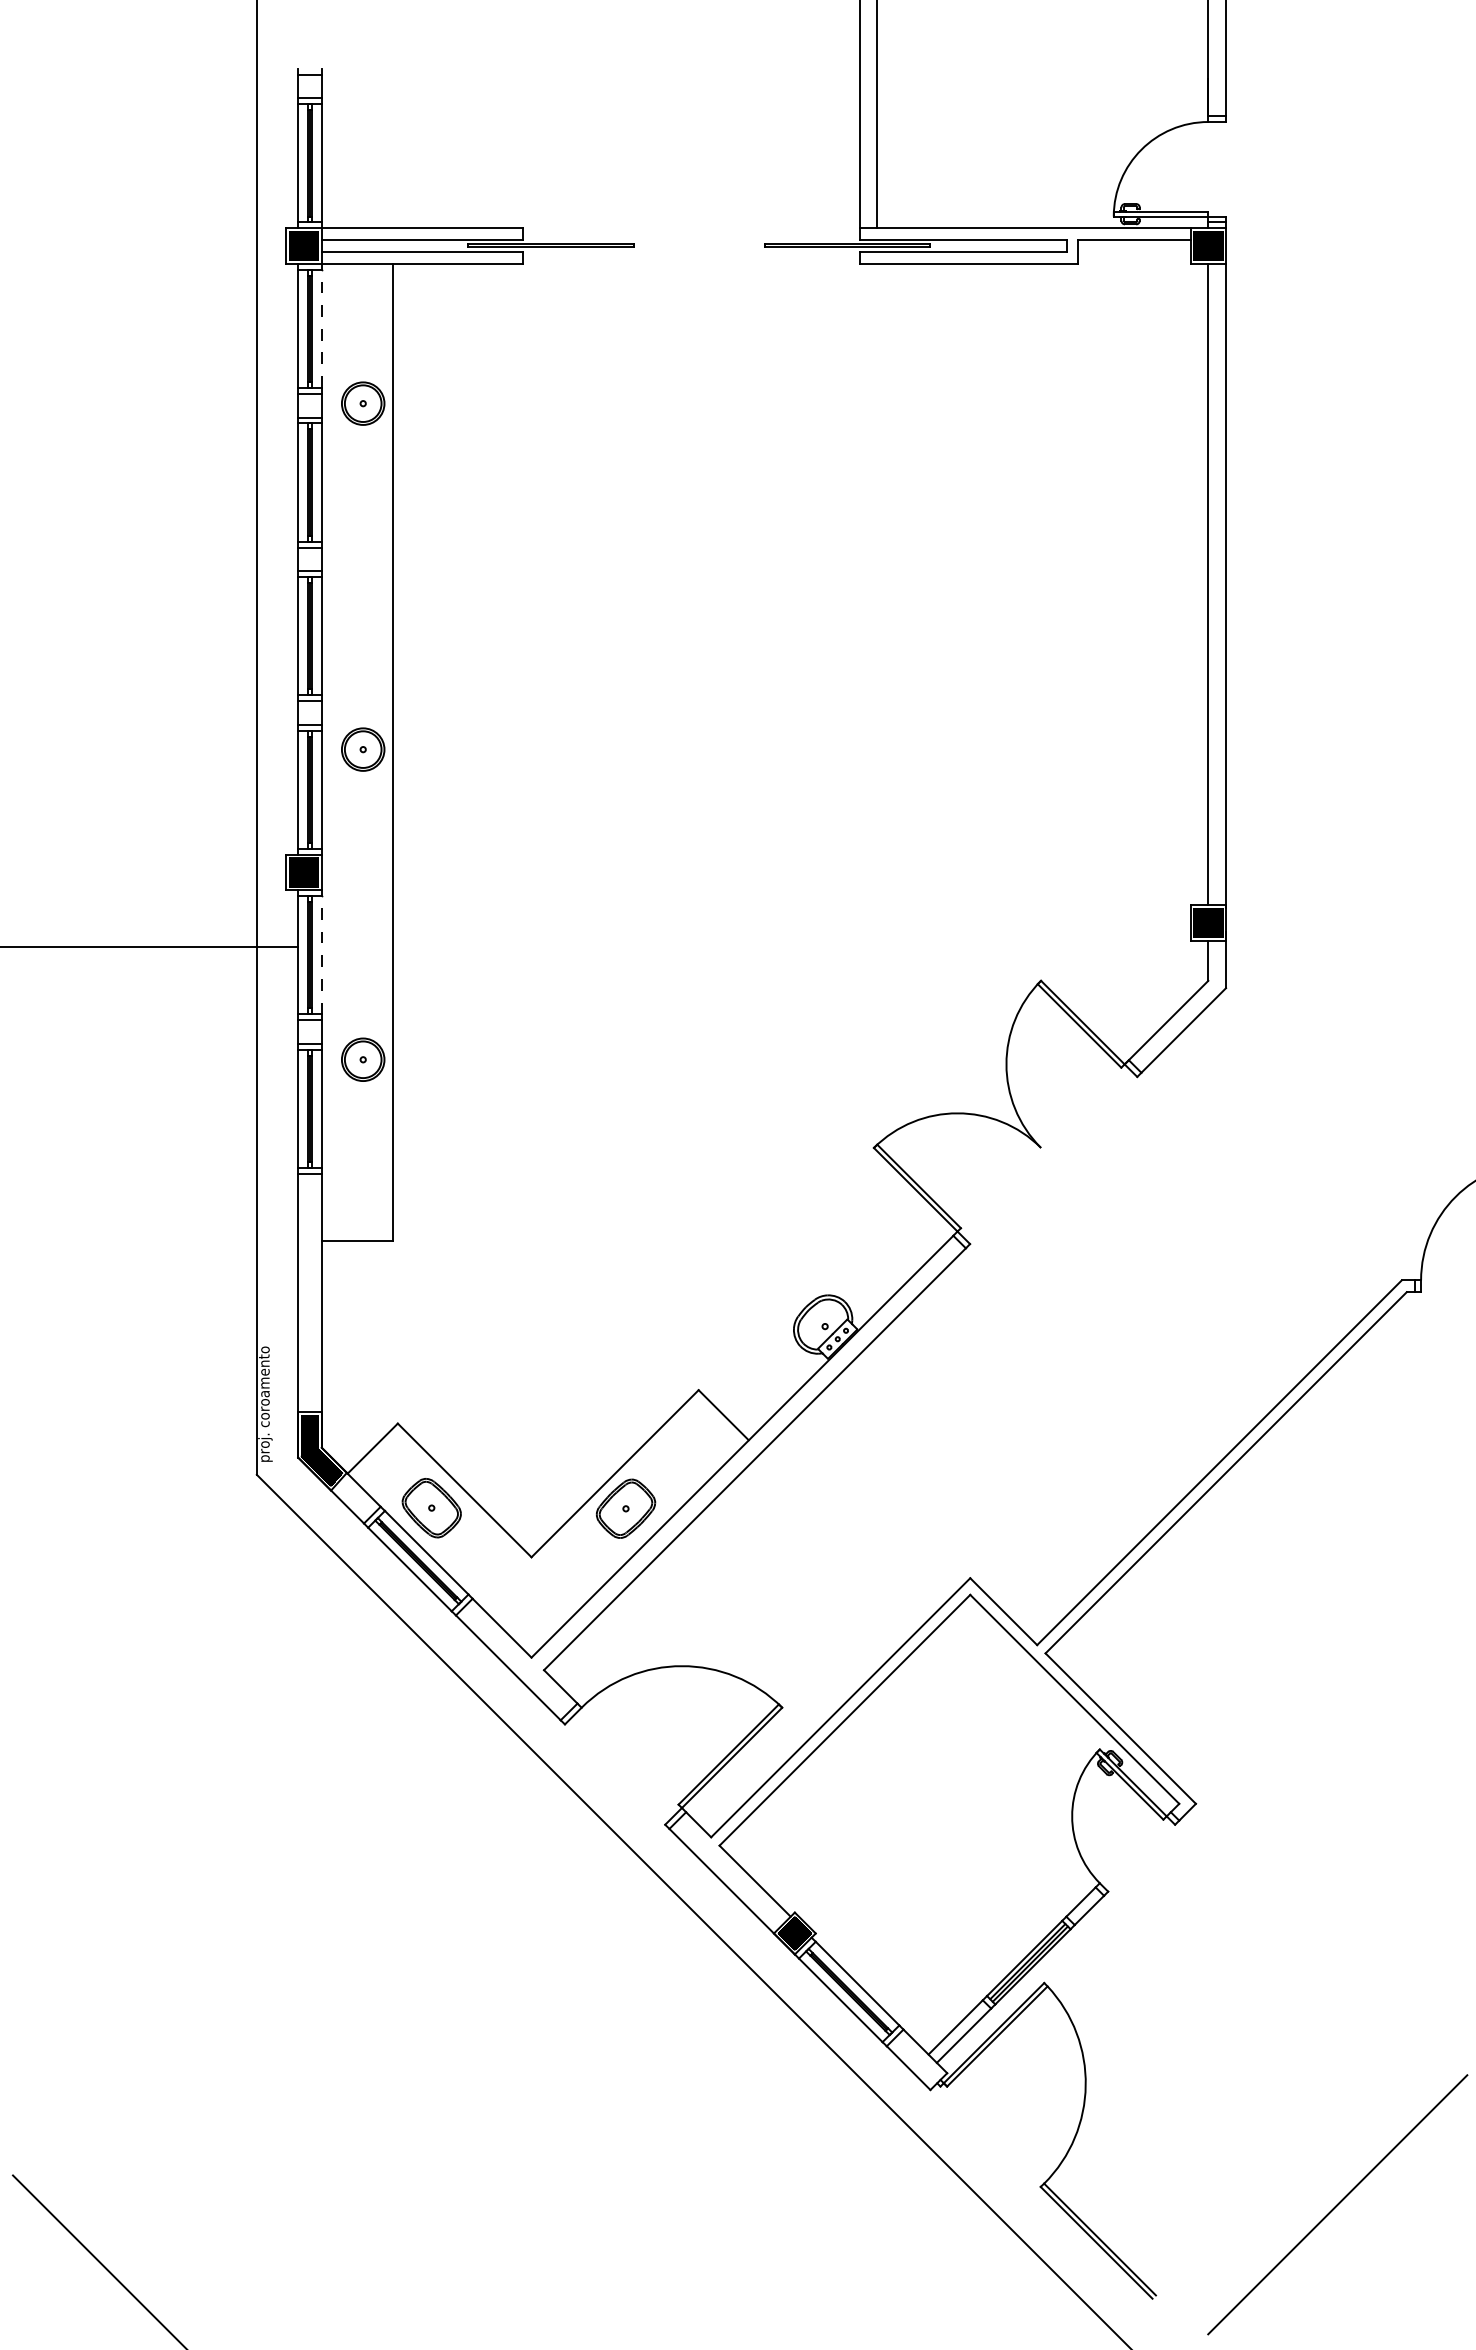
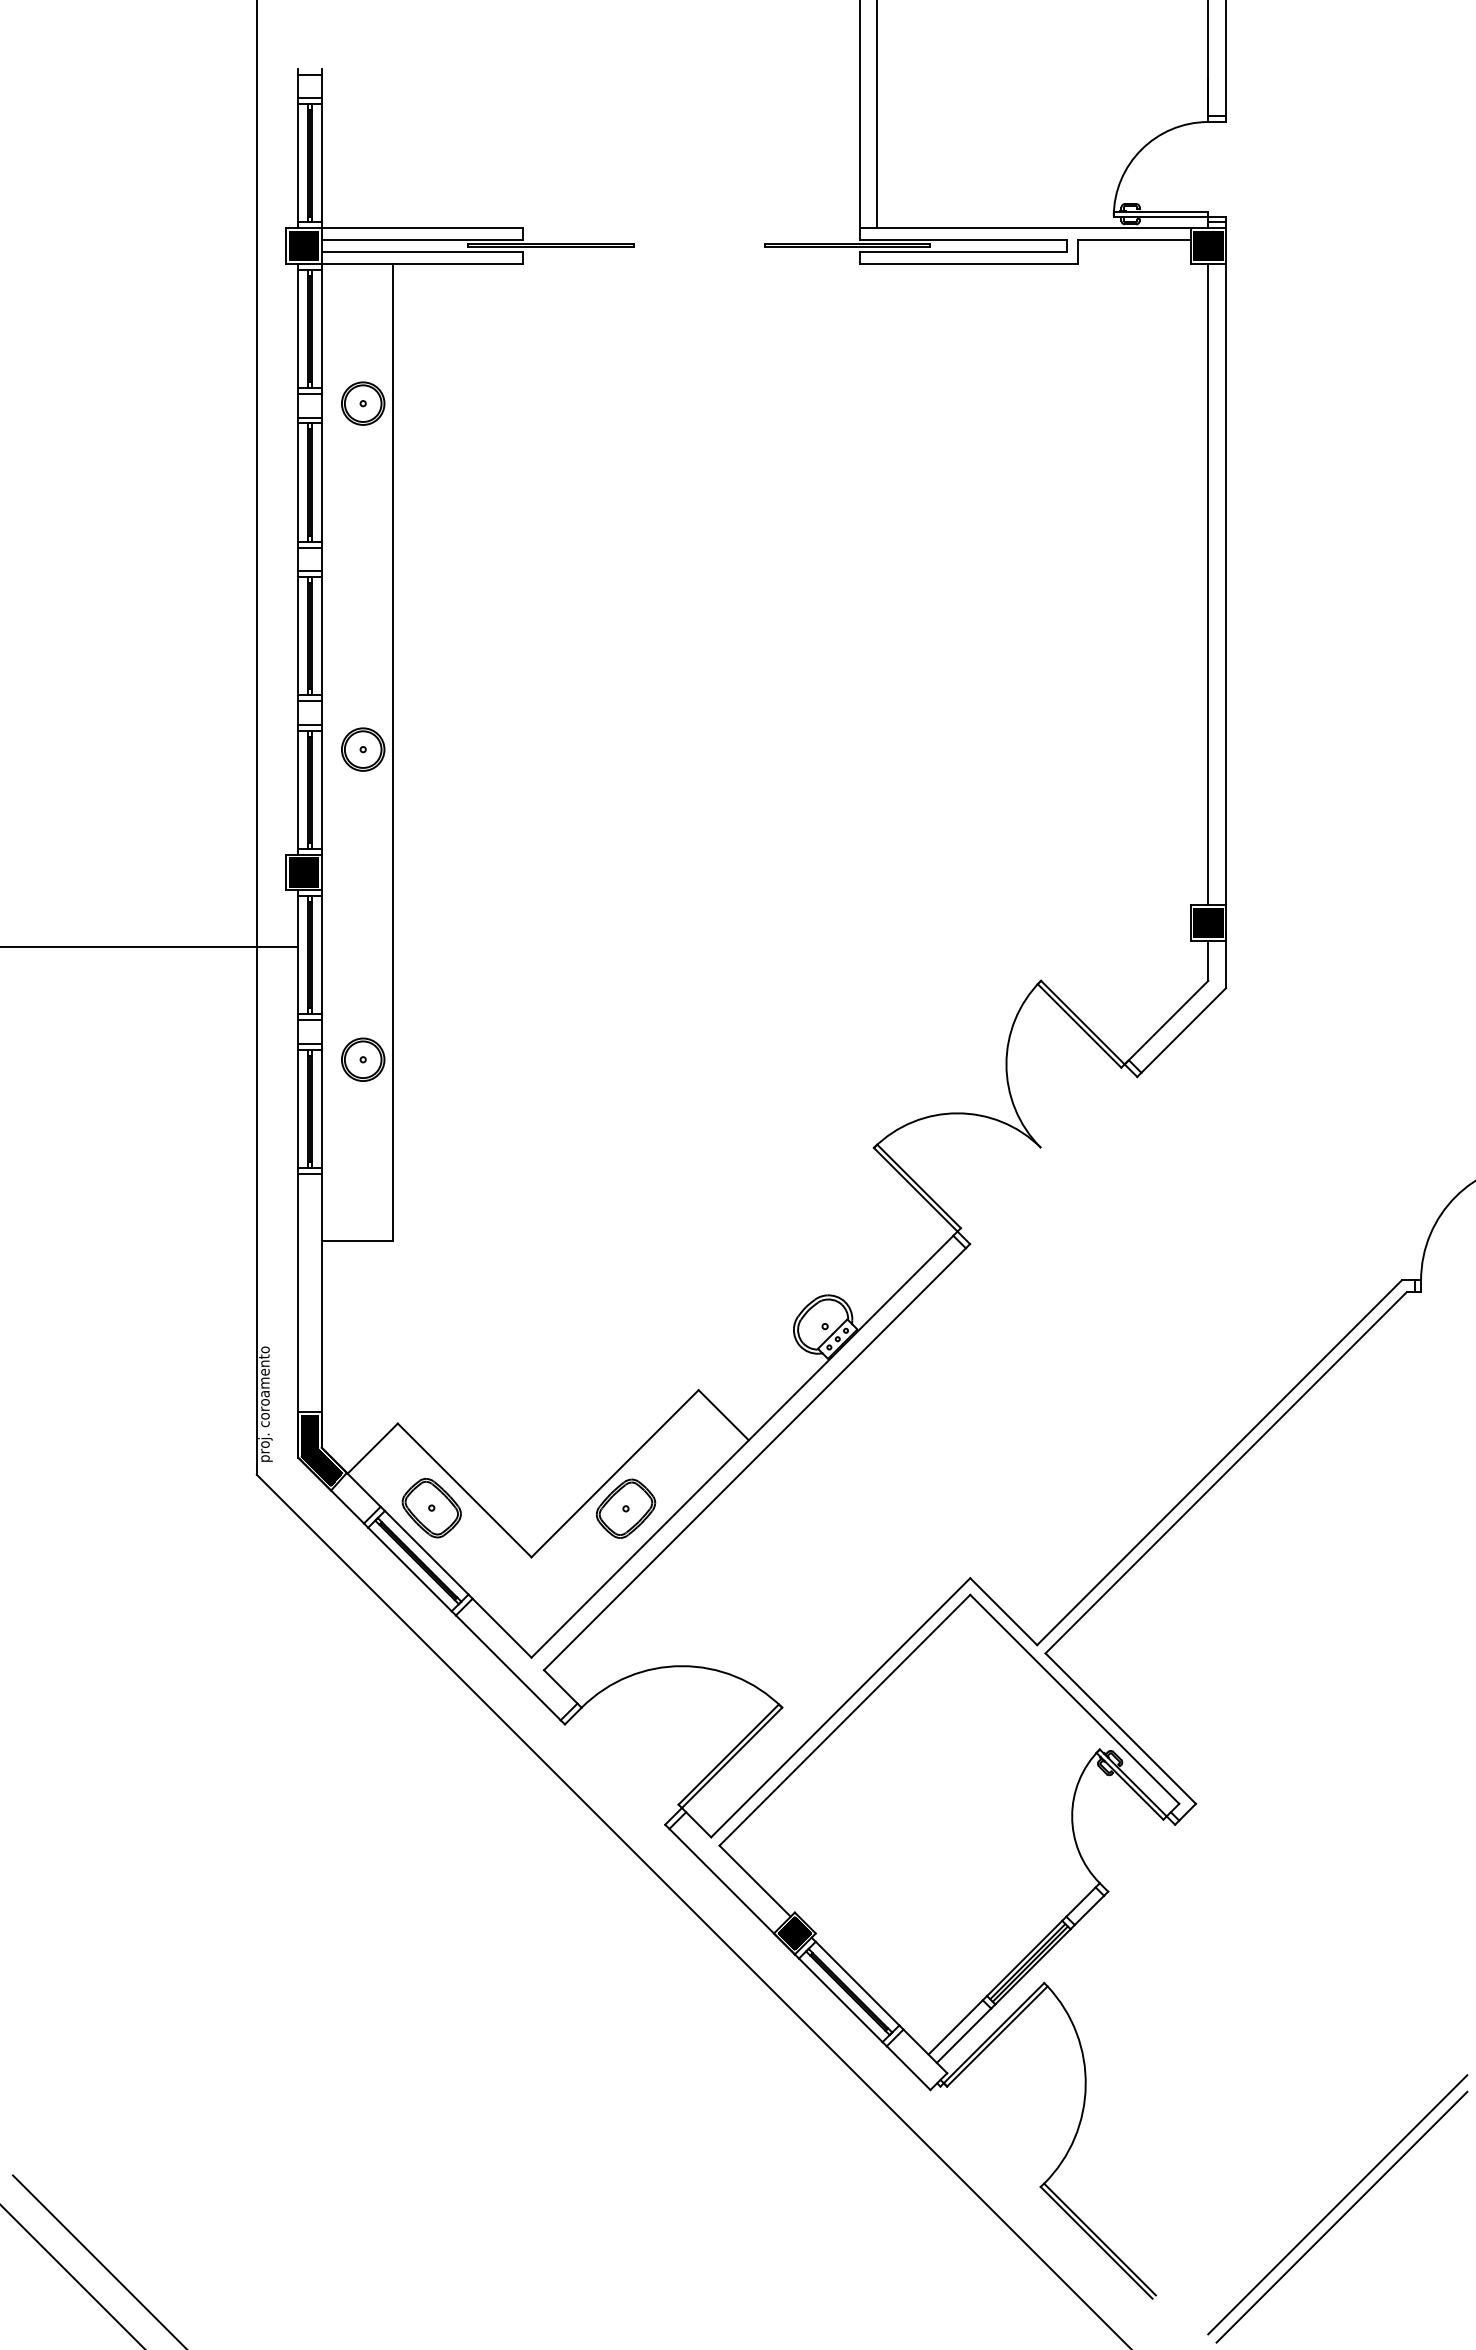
line: dashed -> solid (321, 328)
line: dashed -> solid (321, 954)
line: none -> present (1341, 2216)
line: none -> present (72, 2276)
